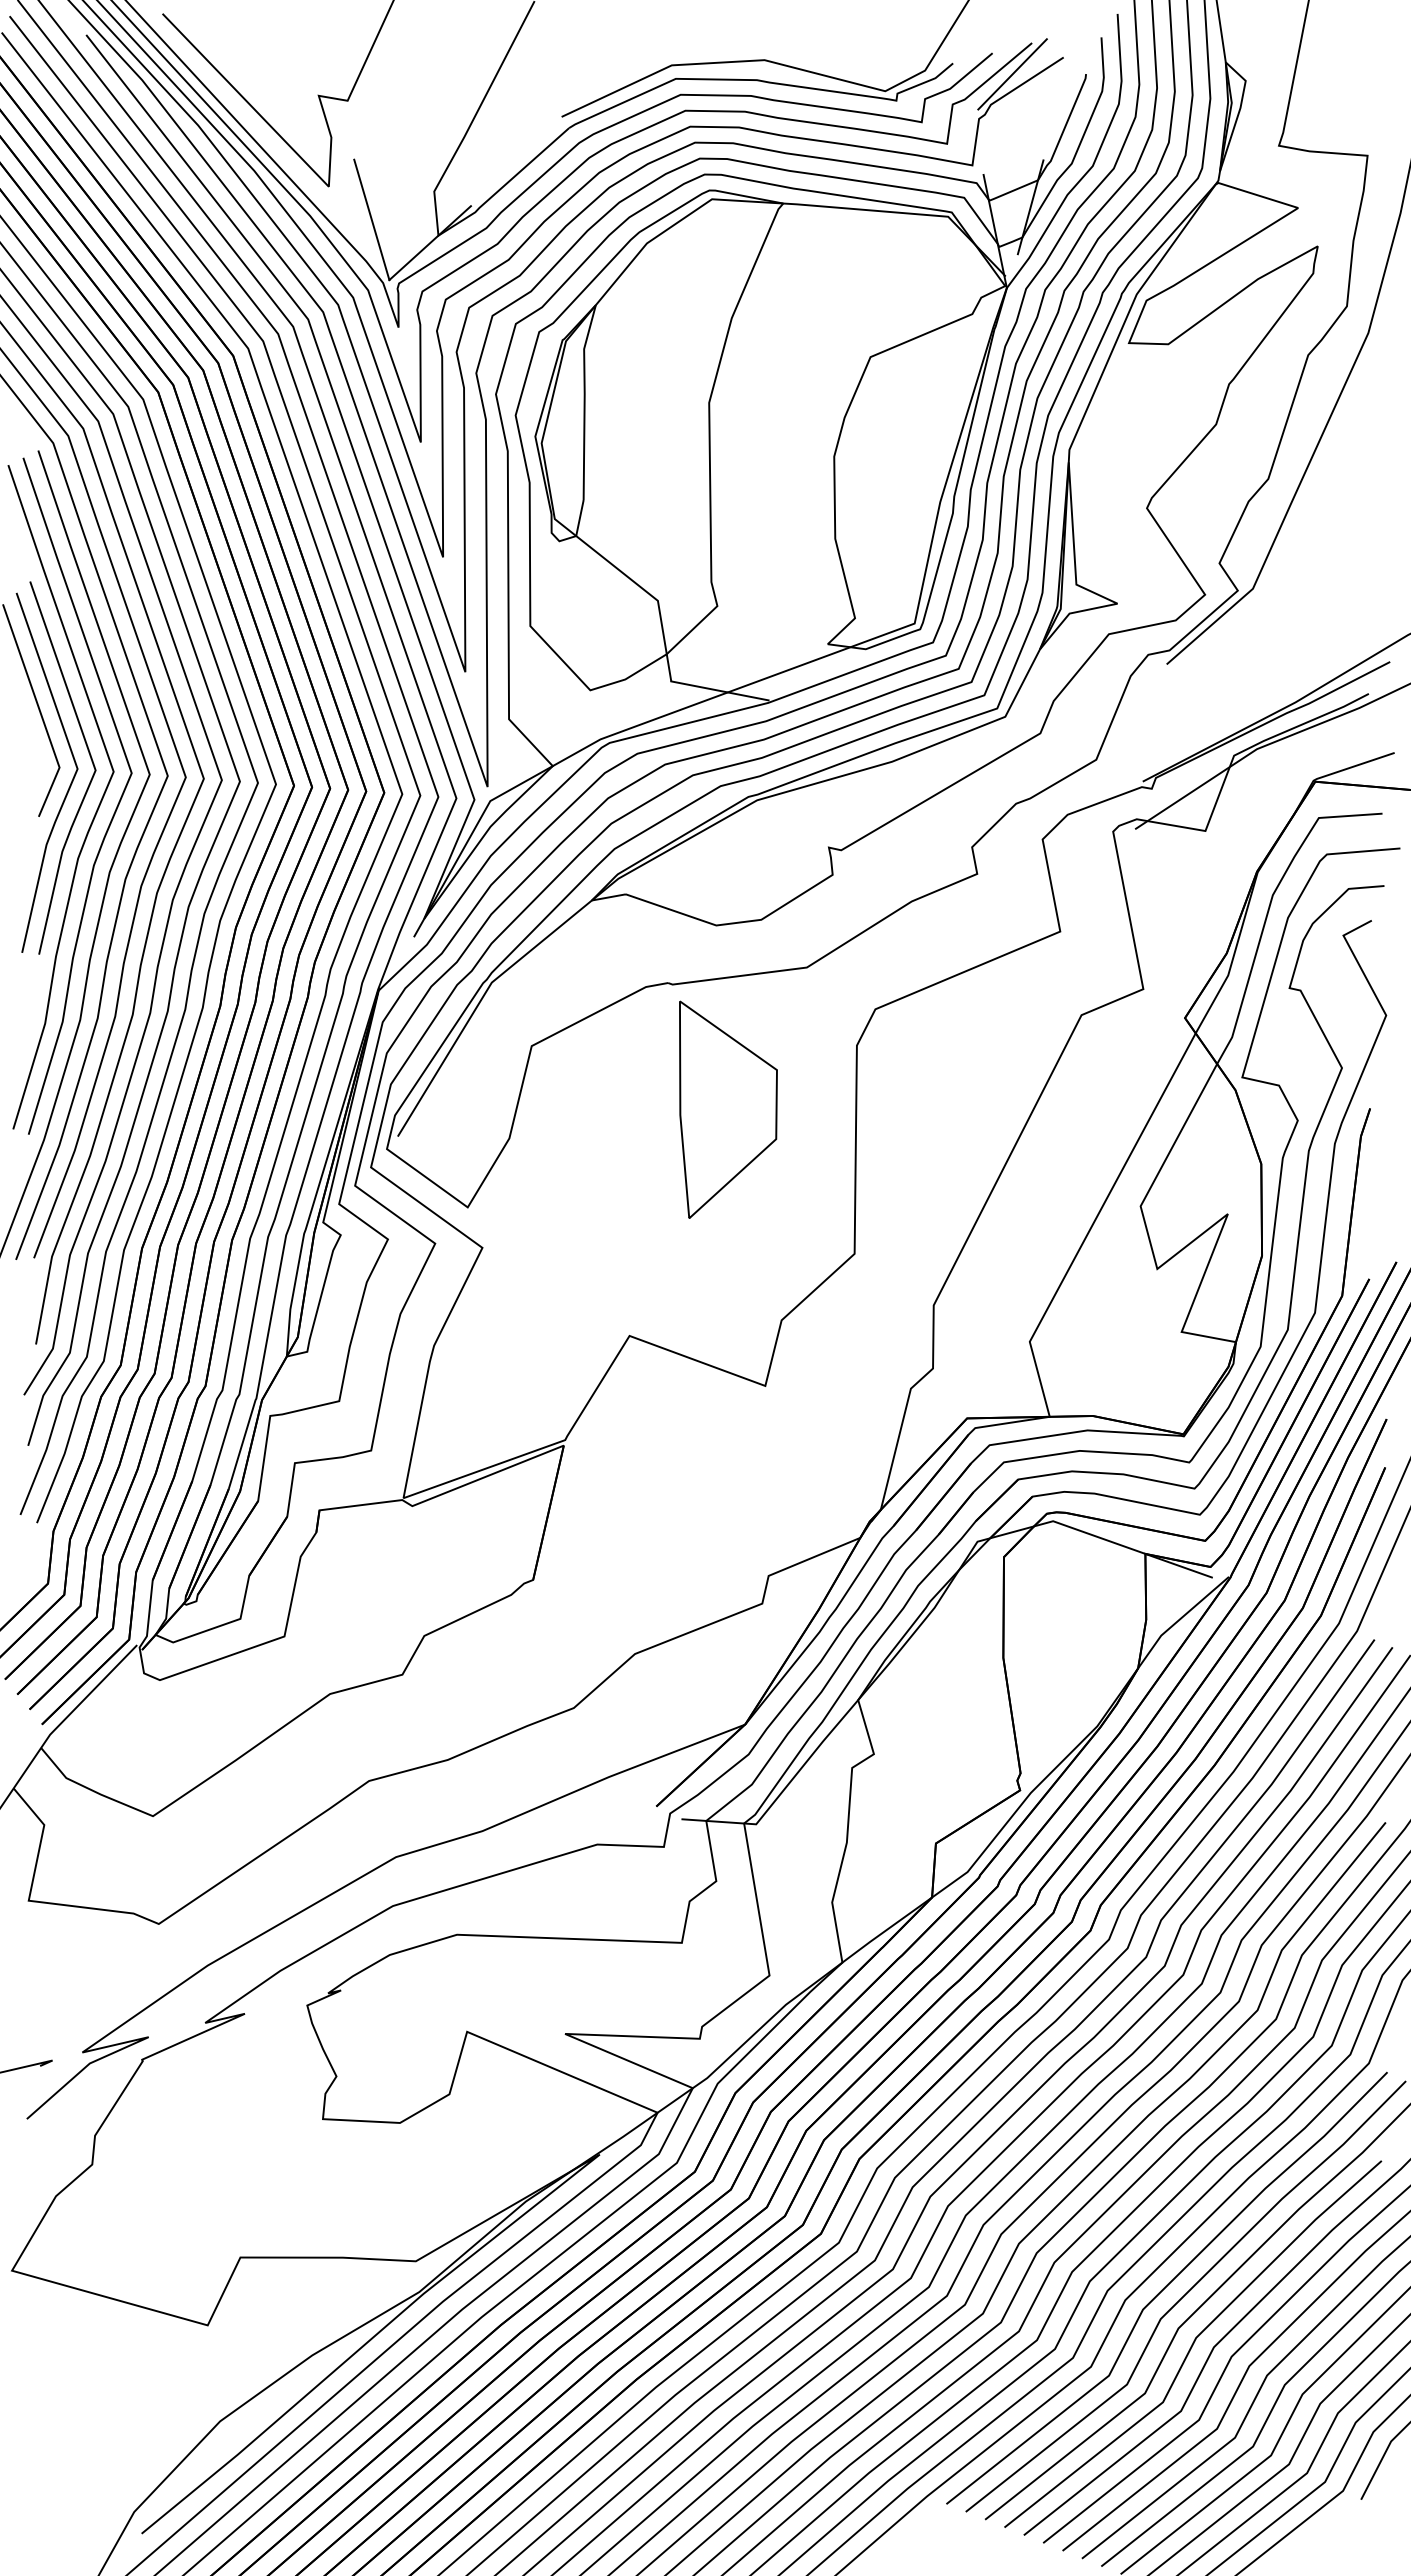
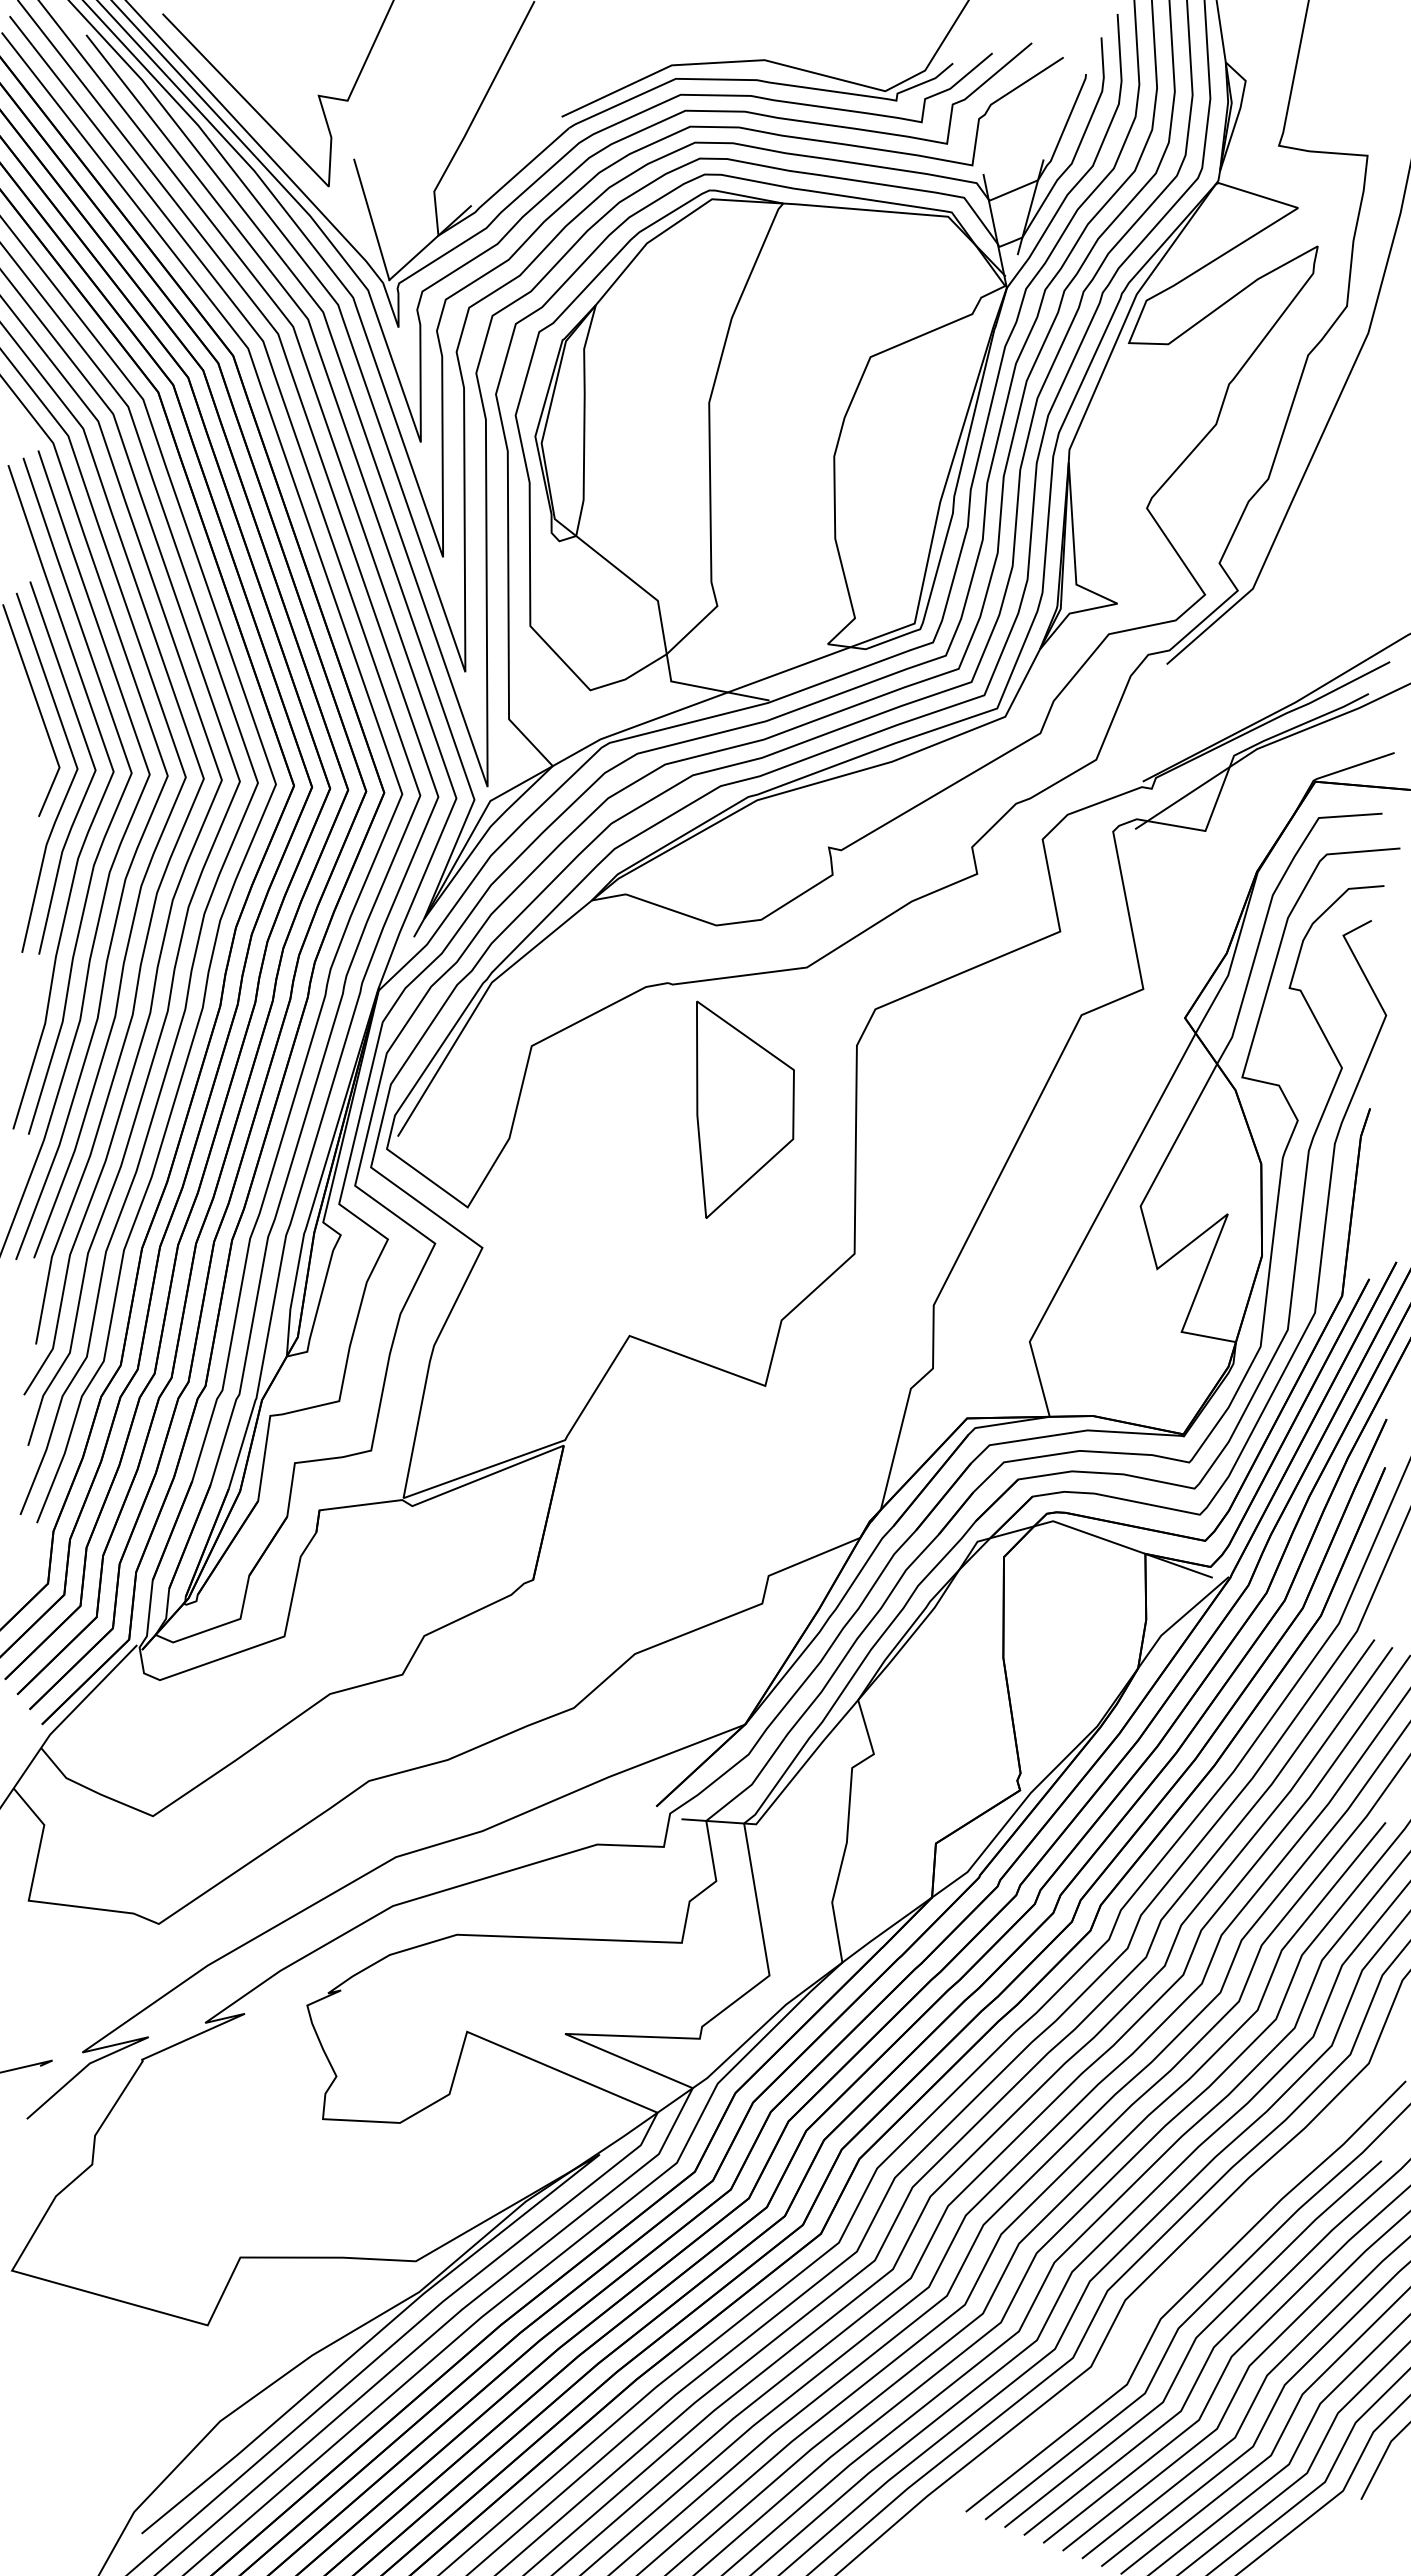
line: present -> none (1012, 74)
part position: (728, 1109) -> (745, 1109) (745, 1109)
curve: present -> none (1166, 2287)
